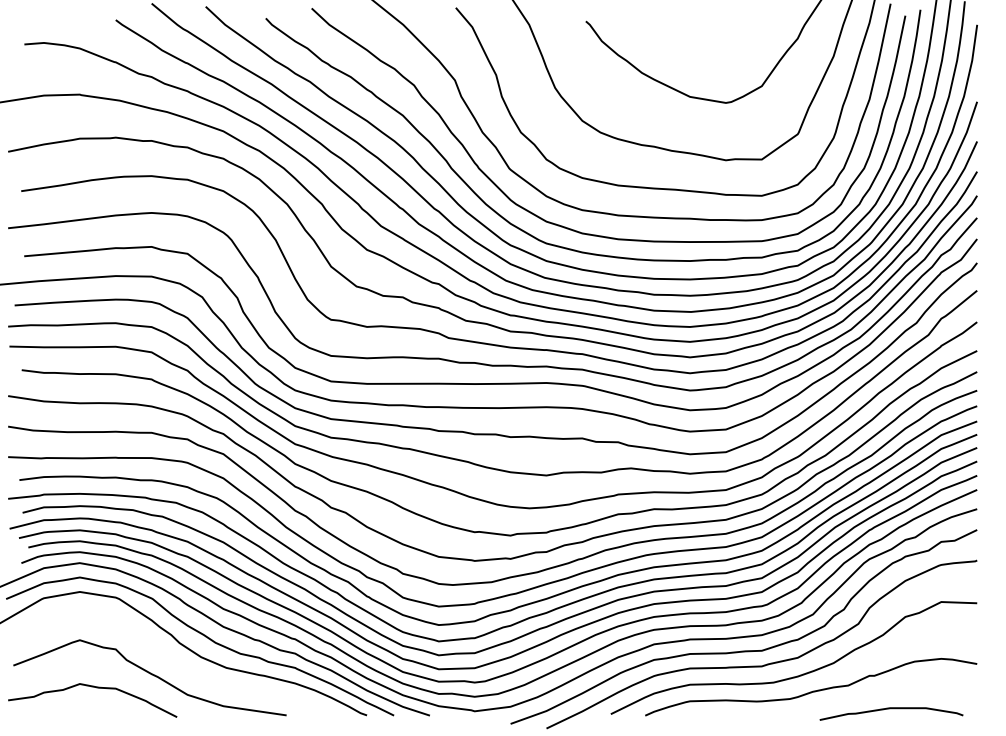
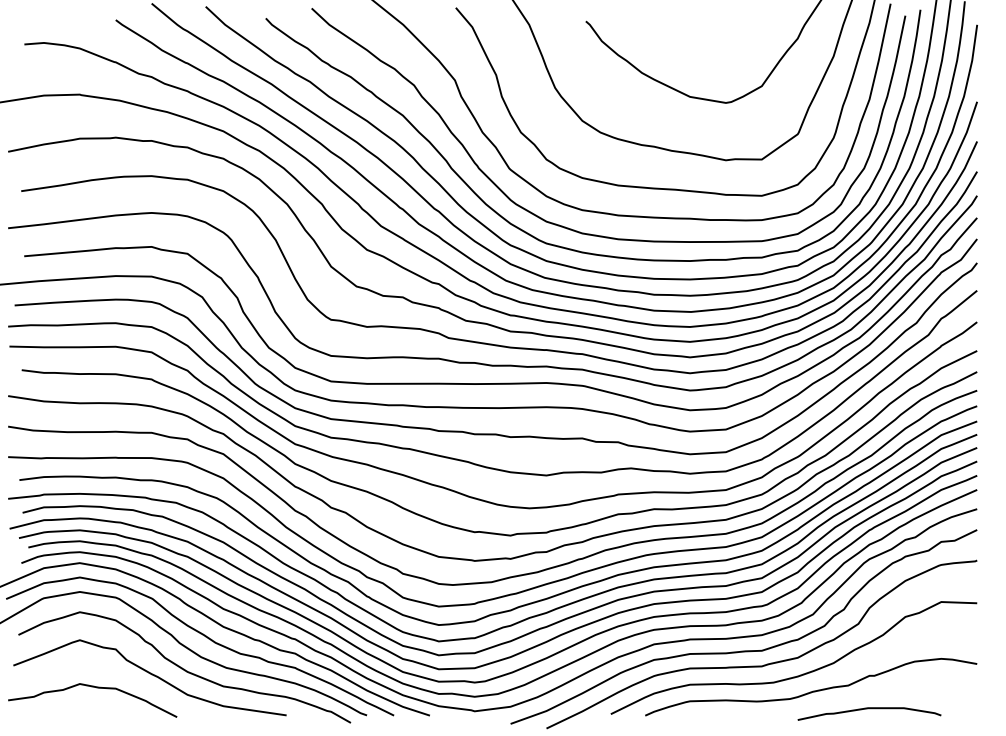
curve: none -> present (184, 668)
curve position: (891, 709) -> (869, 709) (869, 709)
